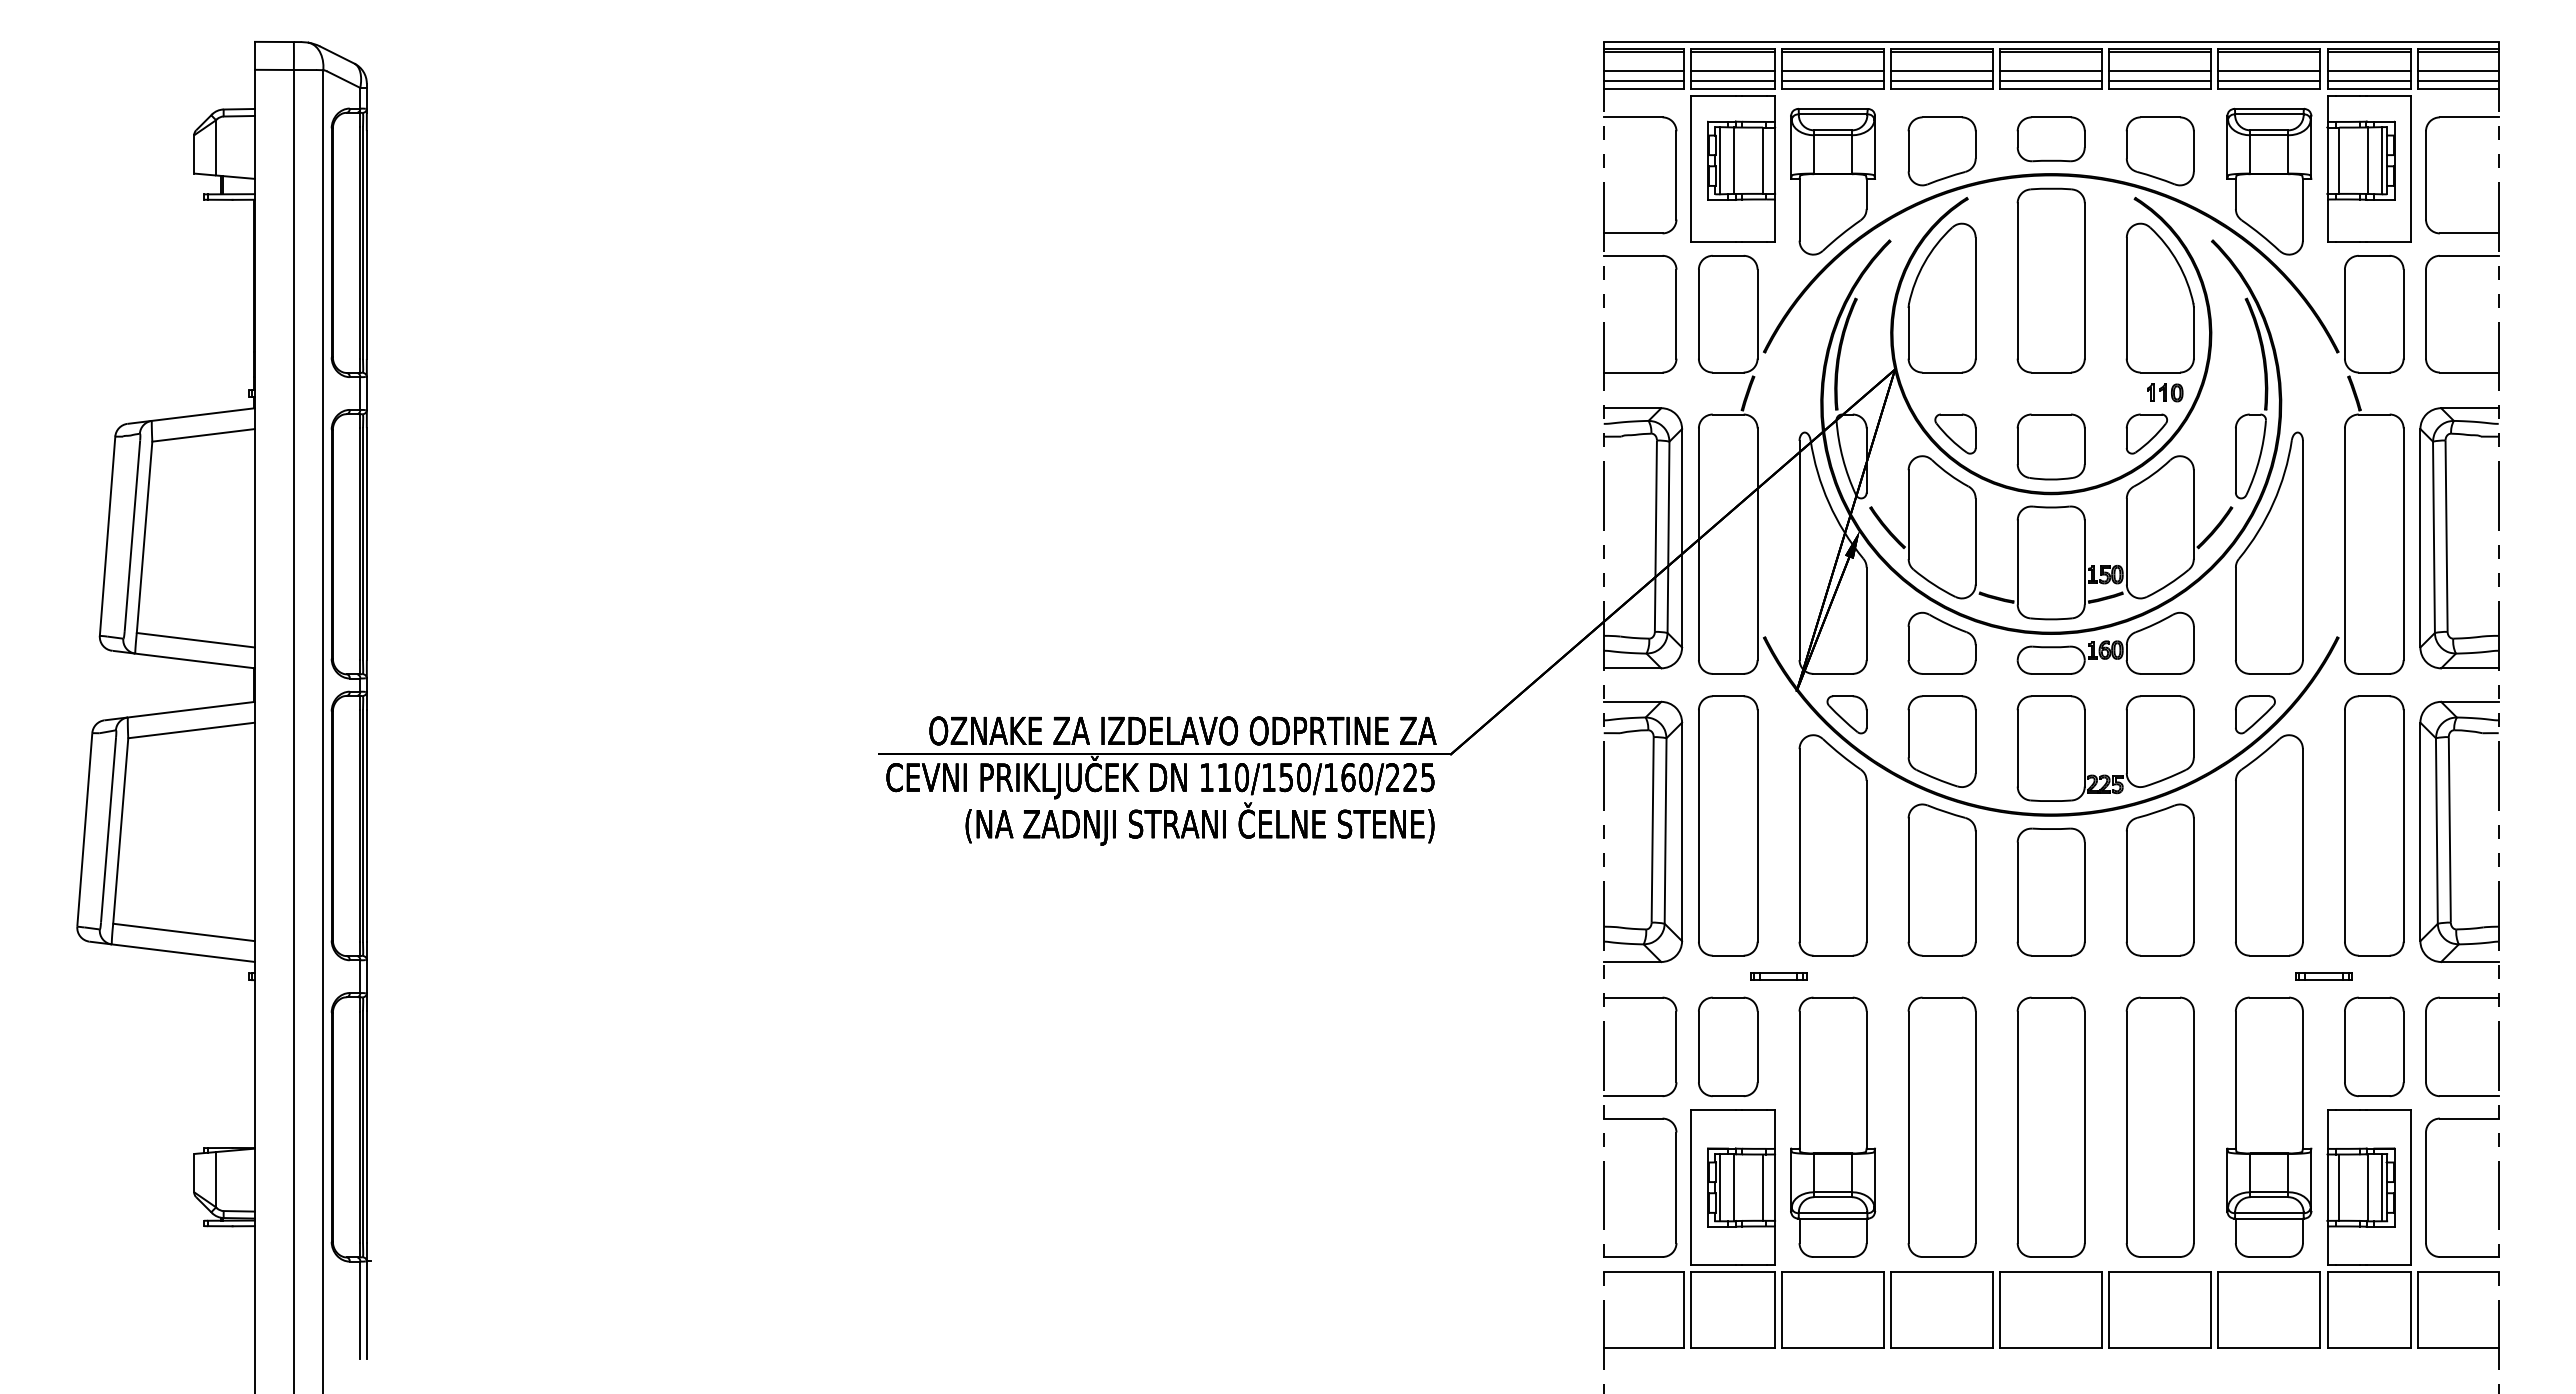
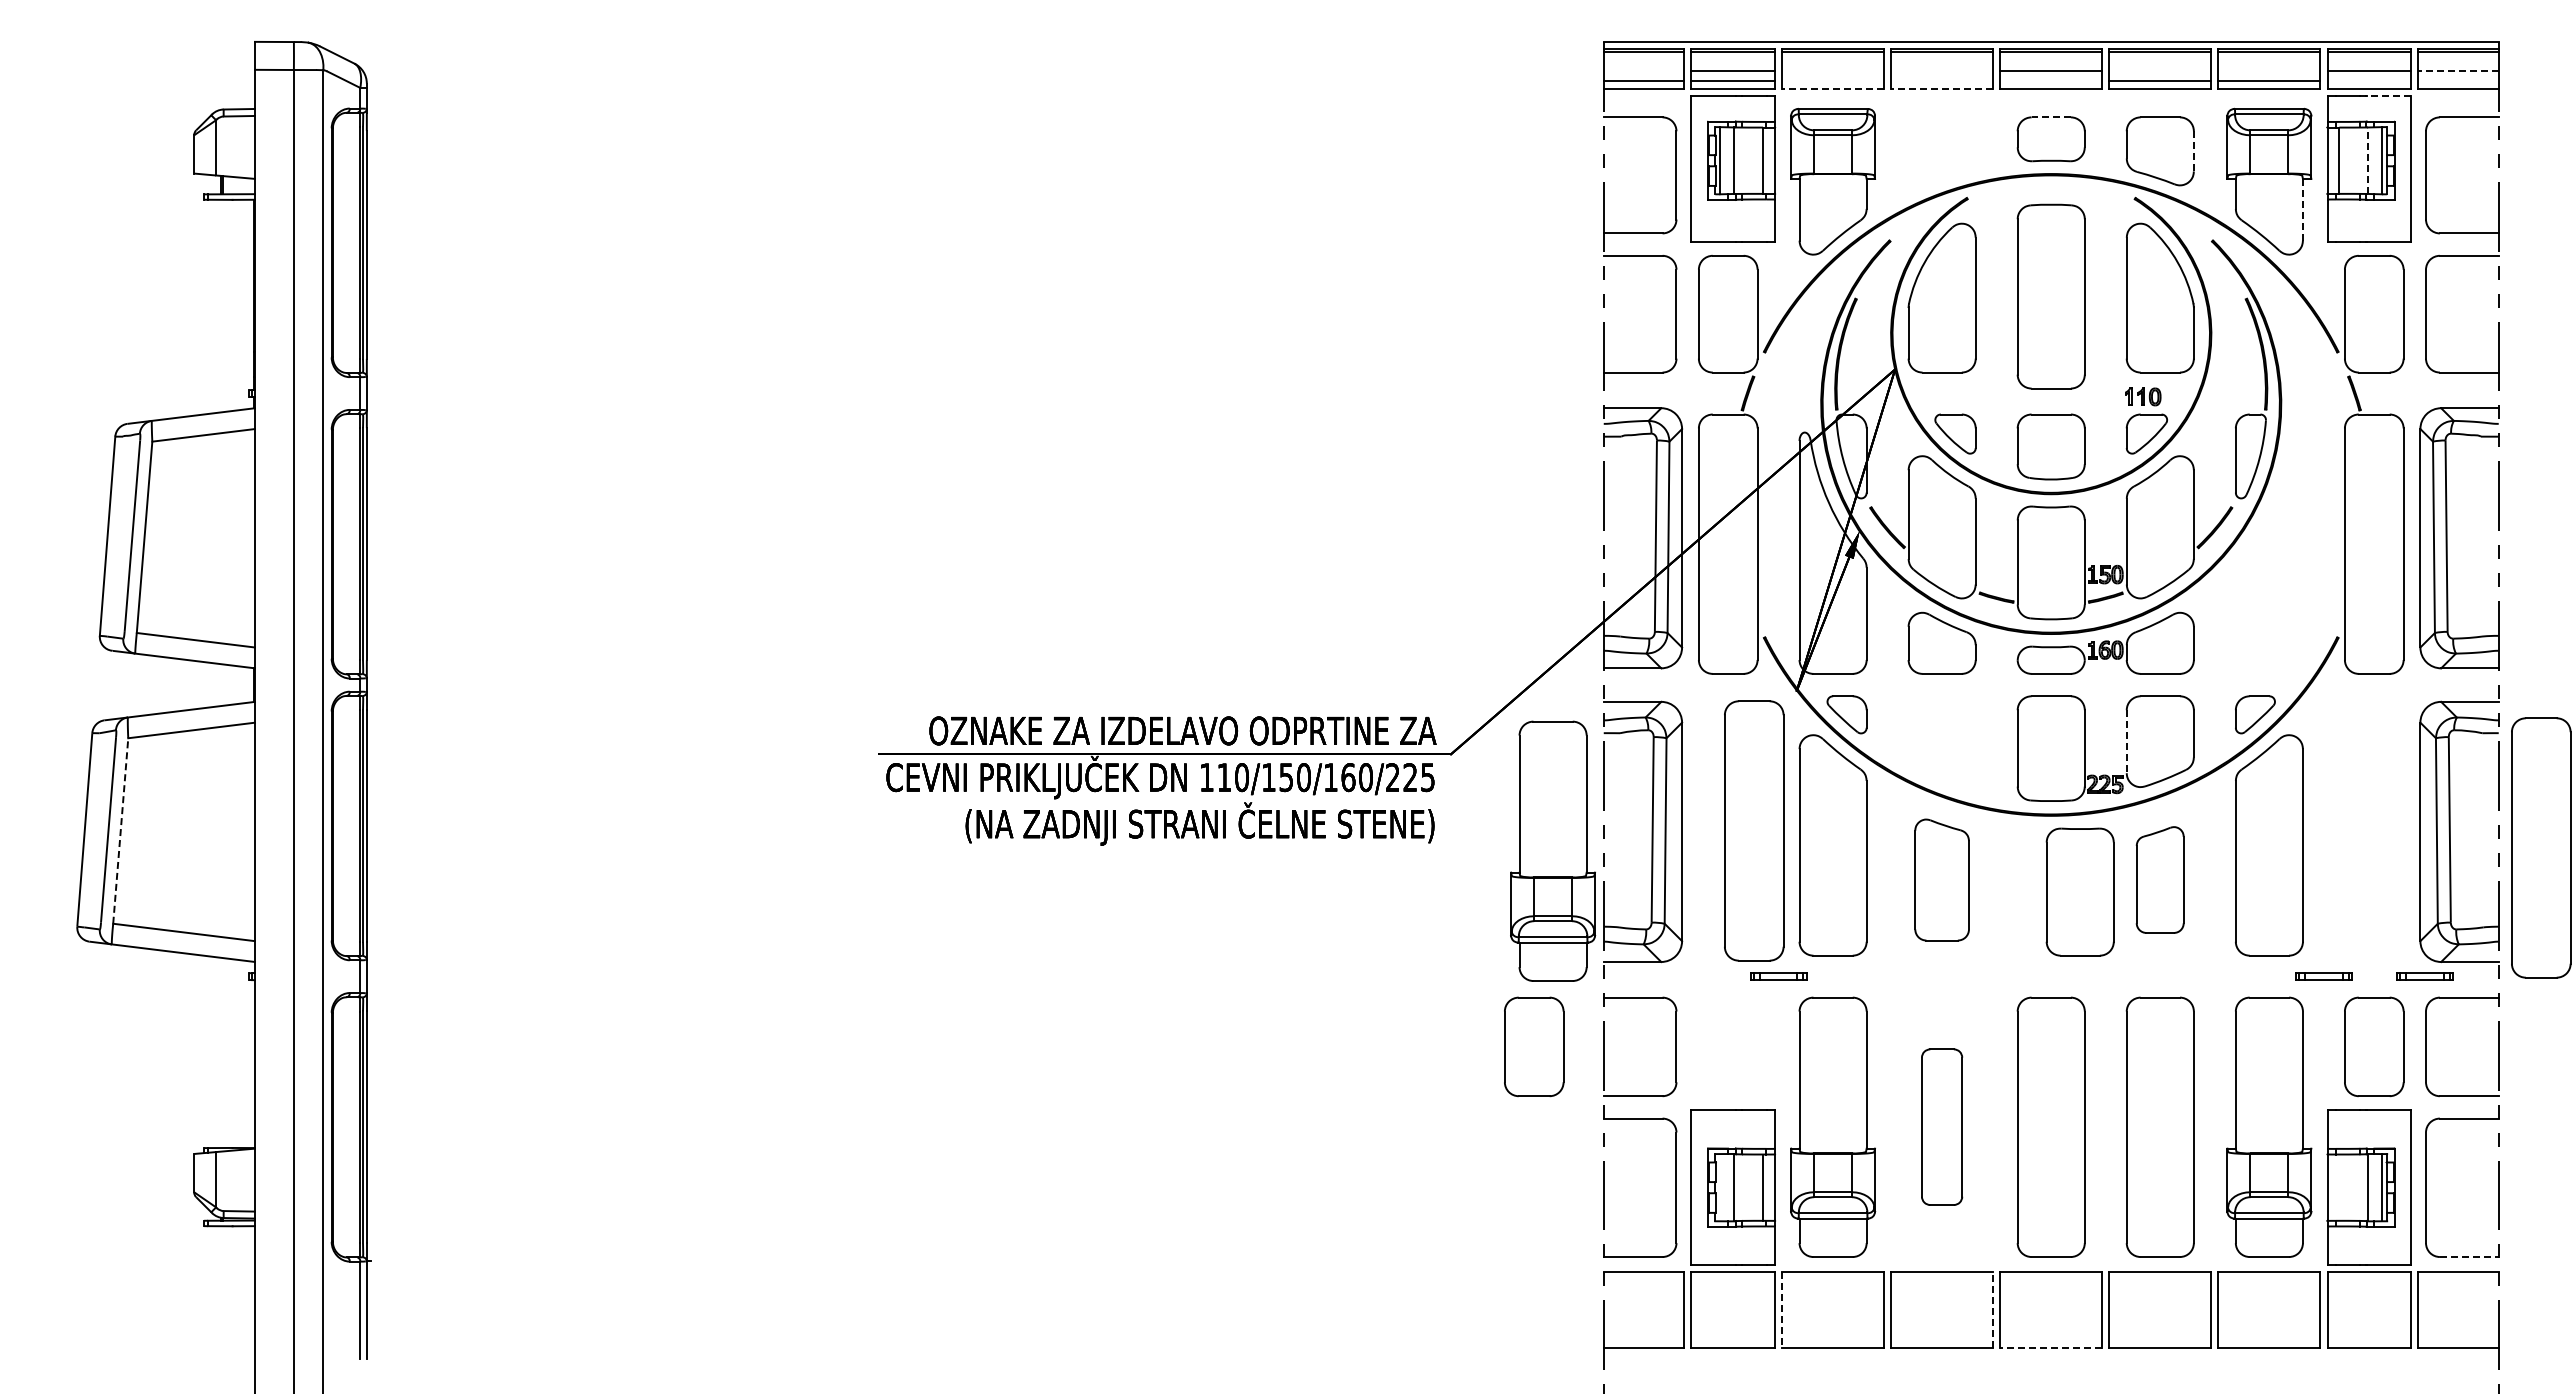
line: present -> none (1643, 71)
line: present -> none (1833, 71)
line: present -> none (1942, 71)
line: present -> none (2160, 71)
line: present -> none (2269, 71)
line: solid -> dashed (2458, 71)
line: present -> none (1833, 81)
line: present -> none (1942, 81)
line: present -> none (2051, 81)
line: present -> none (2369, 81)
line: present -> none (2458, 81)
line: solid -> dashed (1833, 88)
line: solid -> dashed (1942, 88)
line: solid -> dashed (2388, 95)
line: solid -> dashed (2051, 117)
line: solid -> dashed (2193, 150)
part: present -> none (1941, 151)
line: solid -> dashed (2368, 160)
line: solid -> dashed (2302, 209)
part position: (2050, 280) -> (2050, 296) (2050, 296)
part position: (2165, 392) -> (2143, 396) (2143, 396)
part: present -> none (2269, 552)
part: present -> none (1941, 741)
line: solid -> dashed (2126, 742)
part position: (1728, 825) -> (1754, 830) (1754, 830)
part position: (2374, 825) -> (2541, 847) (2541, 847)
line: solid -> dashed (120, 830)
part: none -> present (1553, 850)
part size: 70x154 px -> 56x124 px (1941, 879)
part size: 70x154 px -> 50x108 px (2159, 879)
part position: (2050, 891) -> (2079, 891) (2079, 891)
part: none -> present (2424, 976)
part position: (1728, 1046) -> (1534, 1046) (1534, 1046)
part size: 70x262 px -> 43x158 px (1942, 1126)
line: present -> none (1720, 1187)
line: present -> none (2339, 1187)
line: solid -> dashed (2469, 1257)
line: solid -> dashed (1993, 1309)
line: solid -> dashed (1782, 1310)
line: solid -> dashed (2051, 1348)
